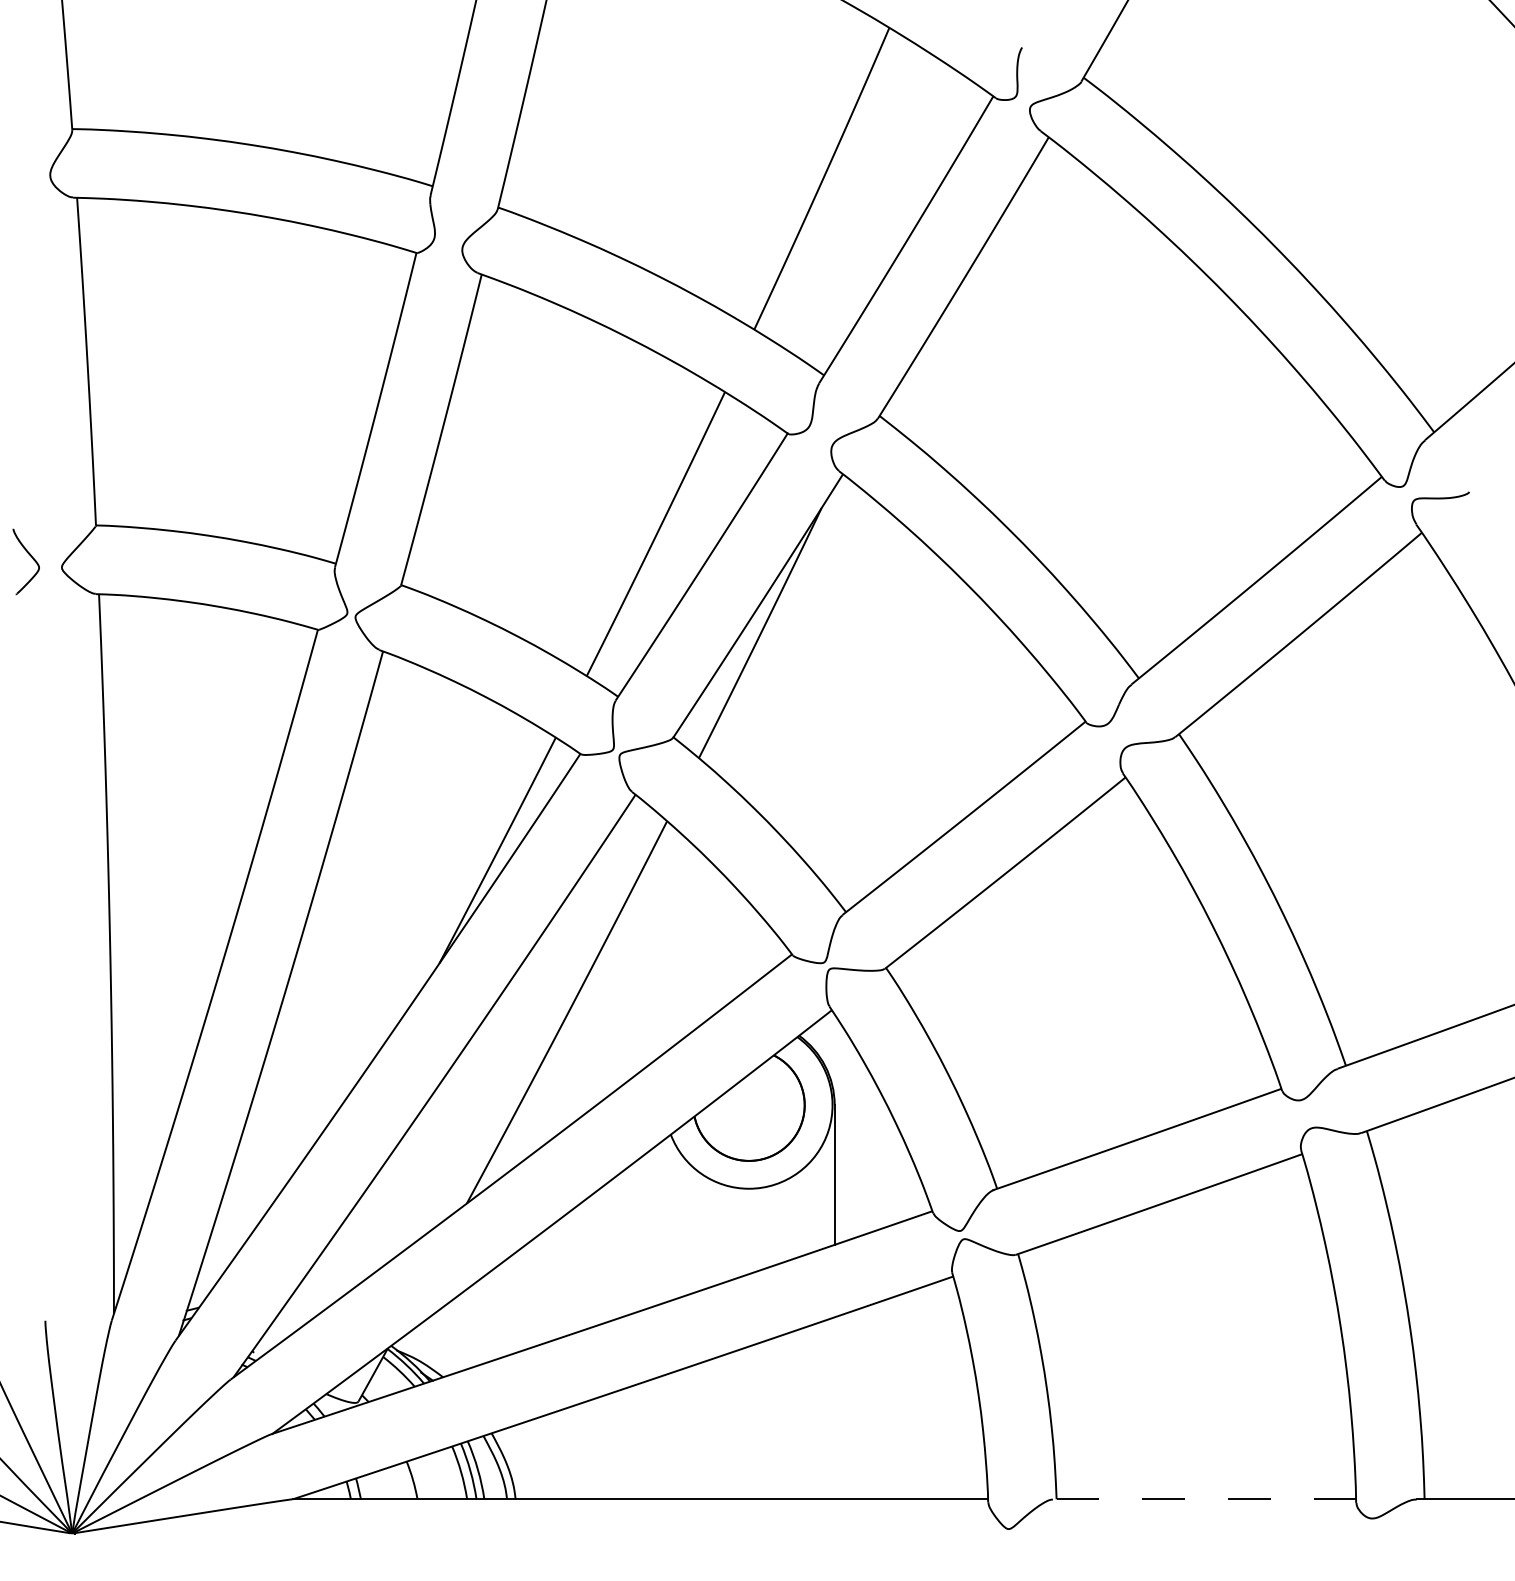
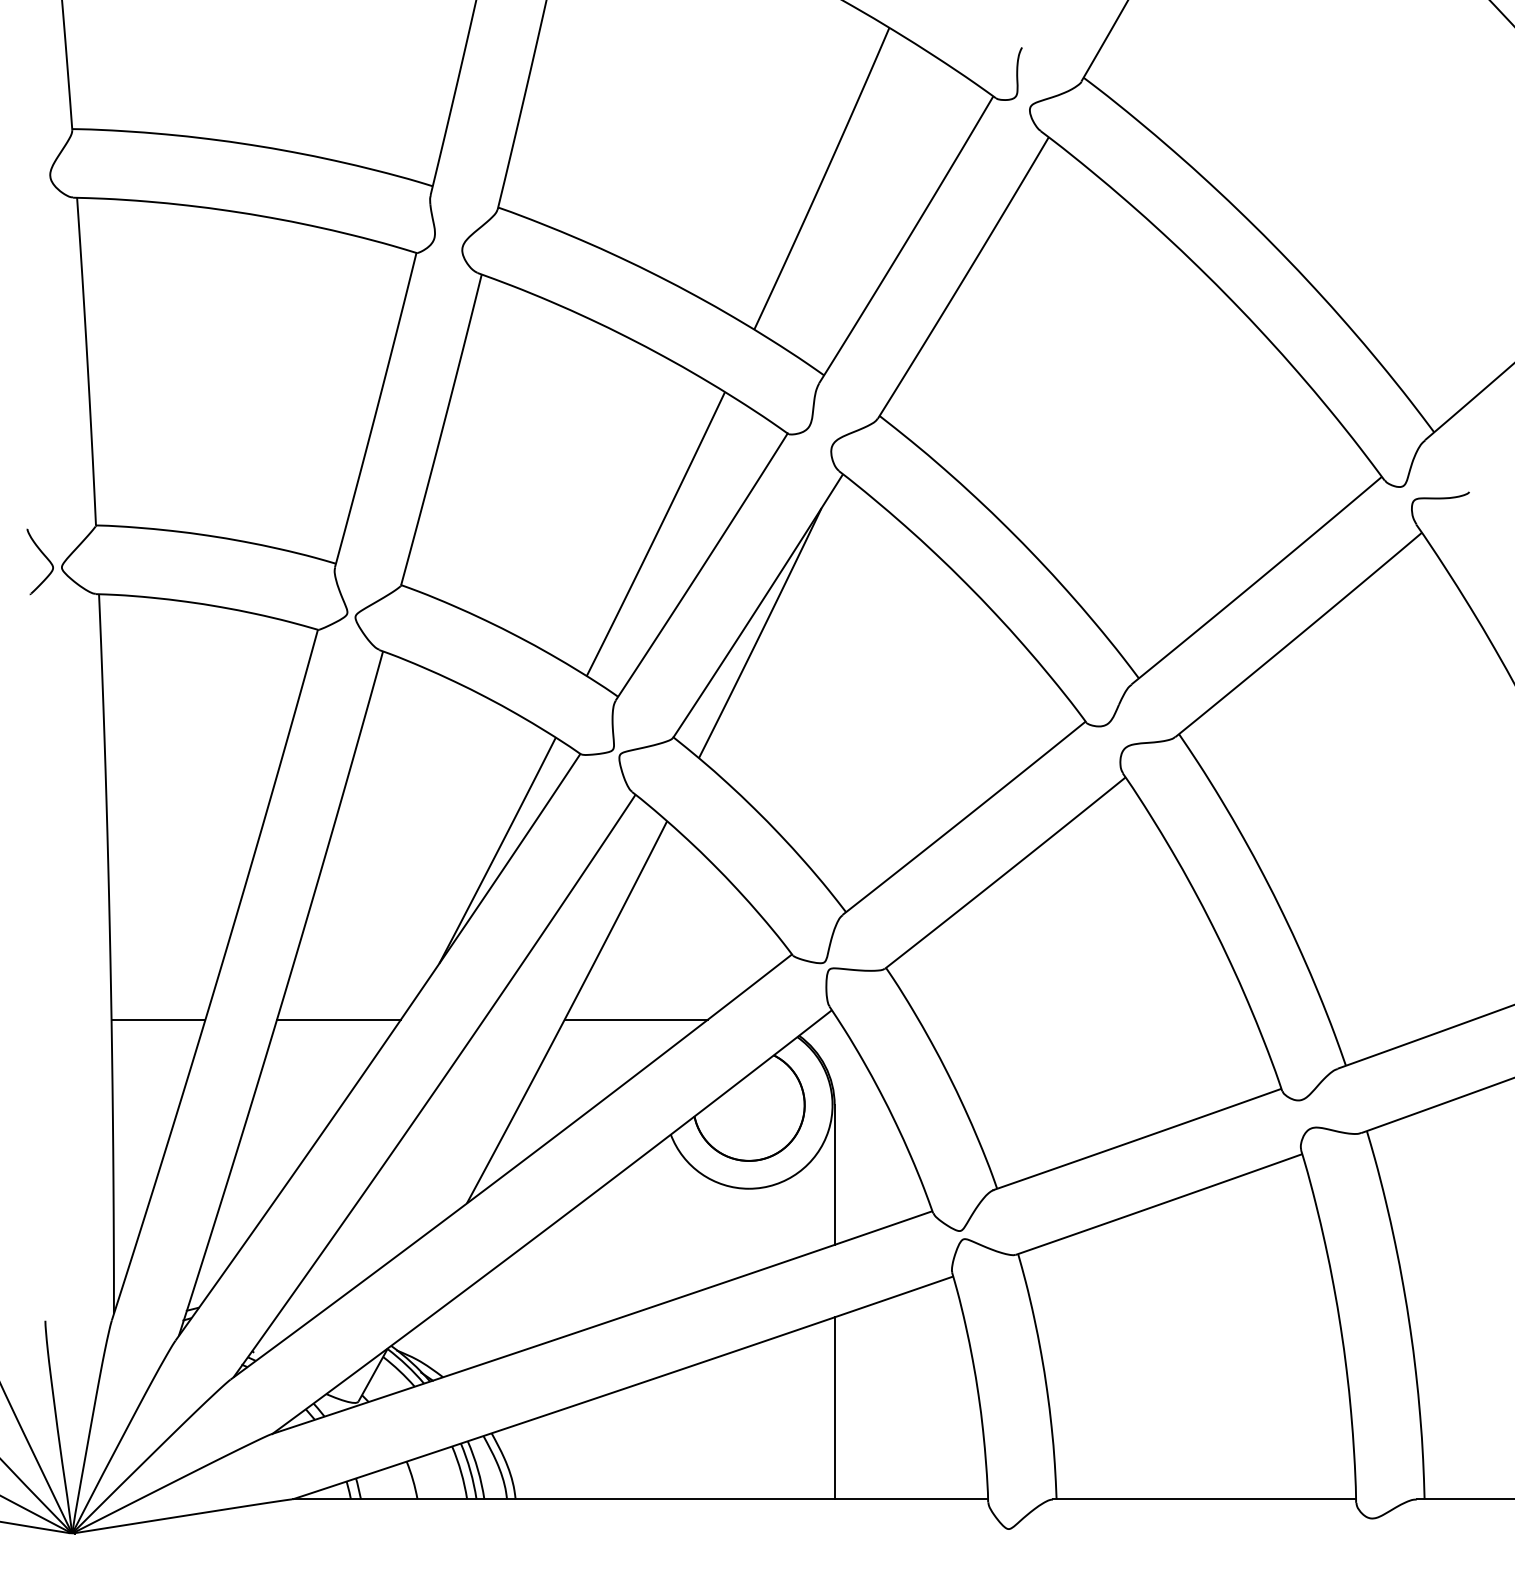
curve position: (30, 556) -> (44, 556) (44, 556)
line: none -> present (158, 1019)
line: none -> present (338, 1019)
line: none -> present (636, 1019)
line: none -> present (834, 1408)
line: dashed -> solid (1204, 1499)
